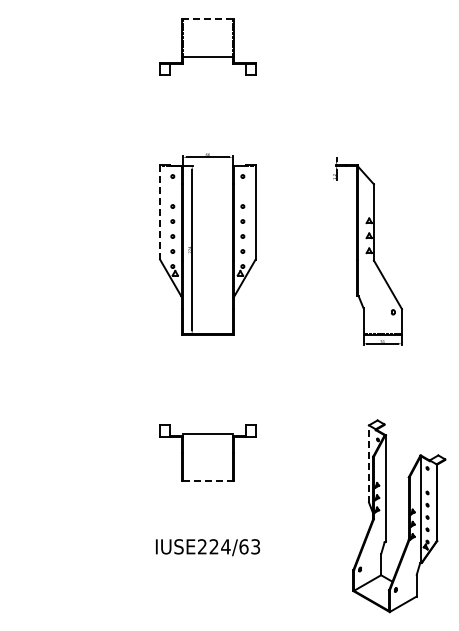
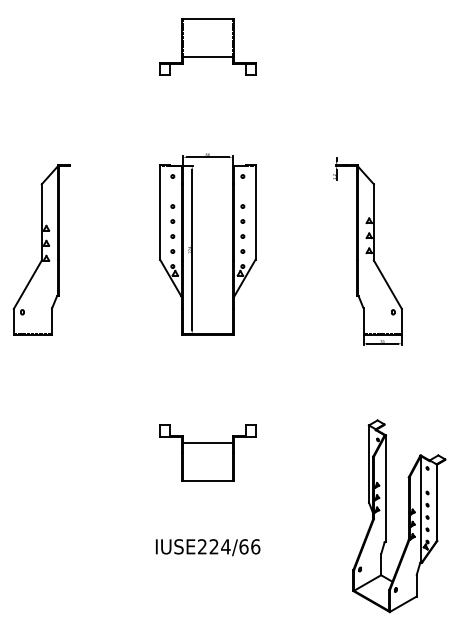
line: dashed -> solid (207, 18)
line: dashed -> solid (160, 211)
part: none -> present (41, 249)
line position: (207, 433) -> (207, 442) (207, 442)
line: dashed -> solid (368, 463)
line: dashed -> solid (207, 481)
text: IUSE224/63 -> IUSE224/66 (255, 546)
